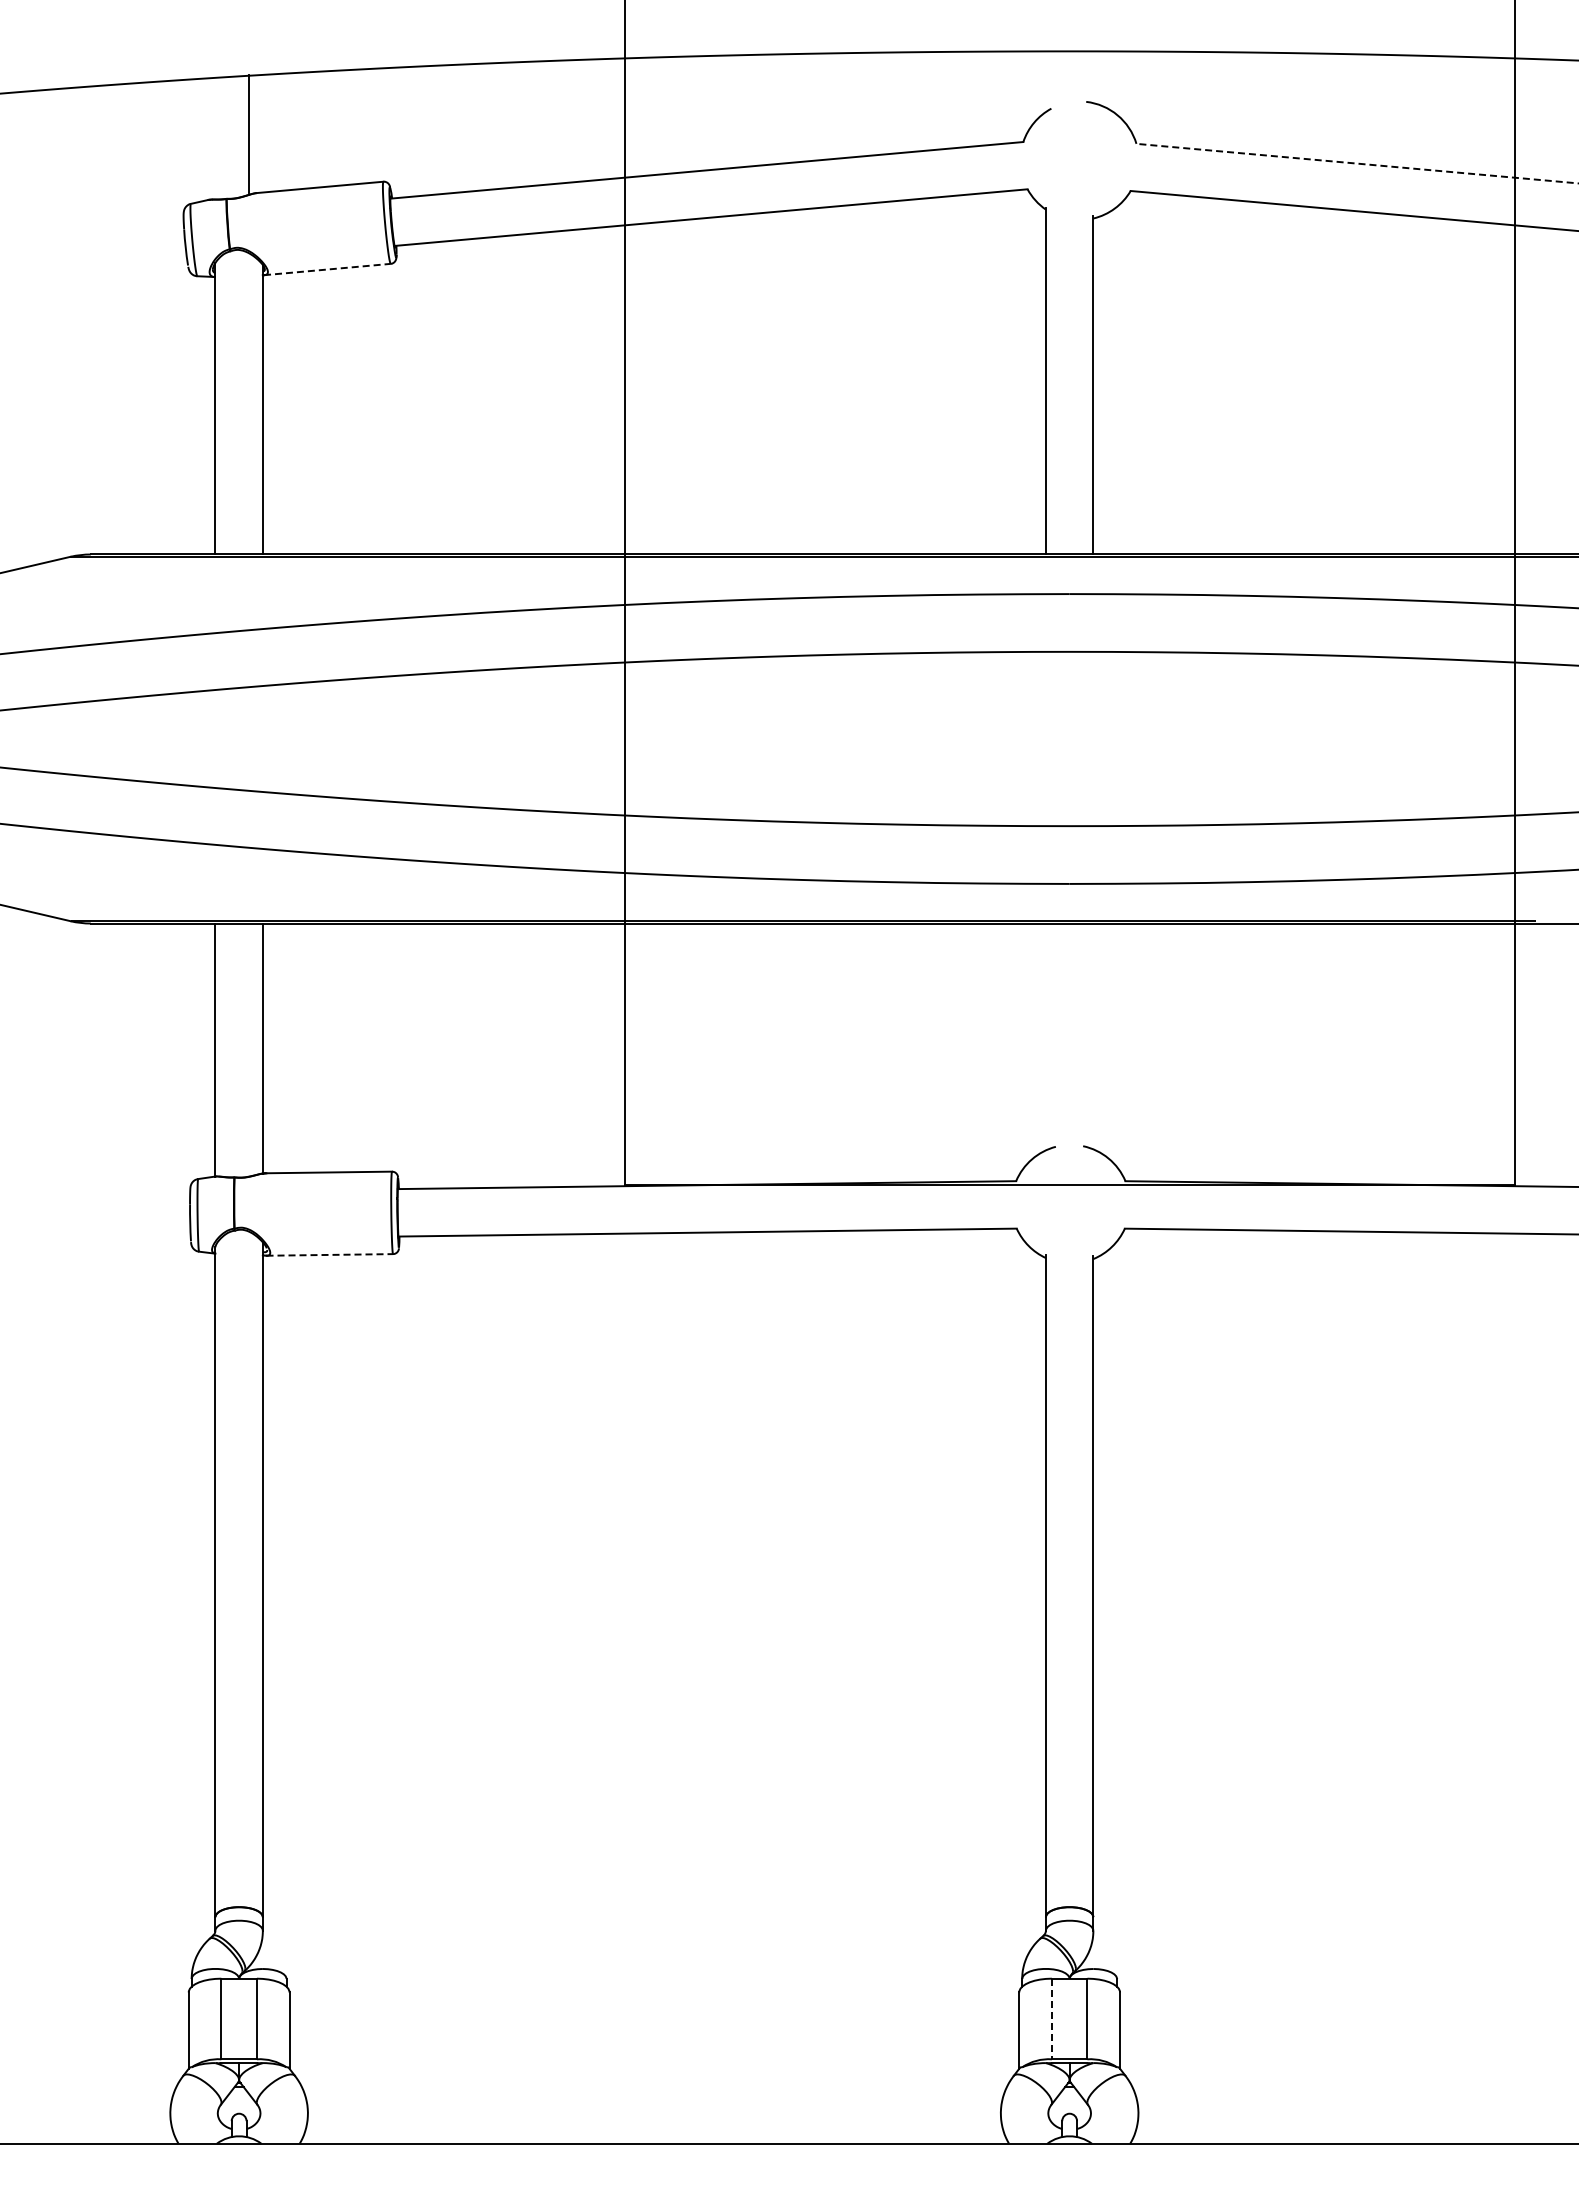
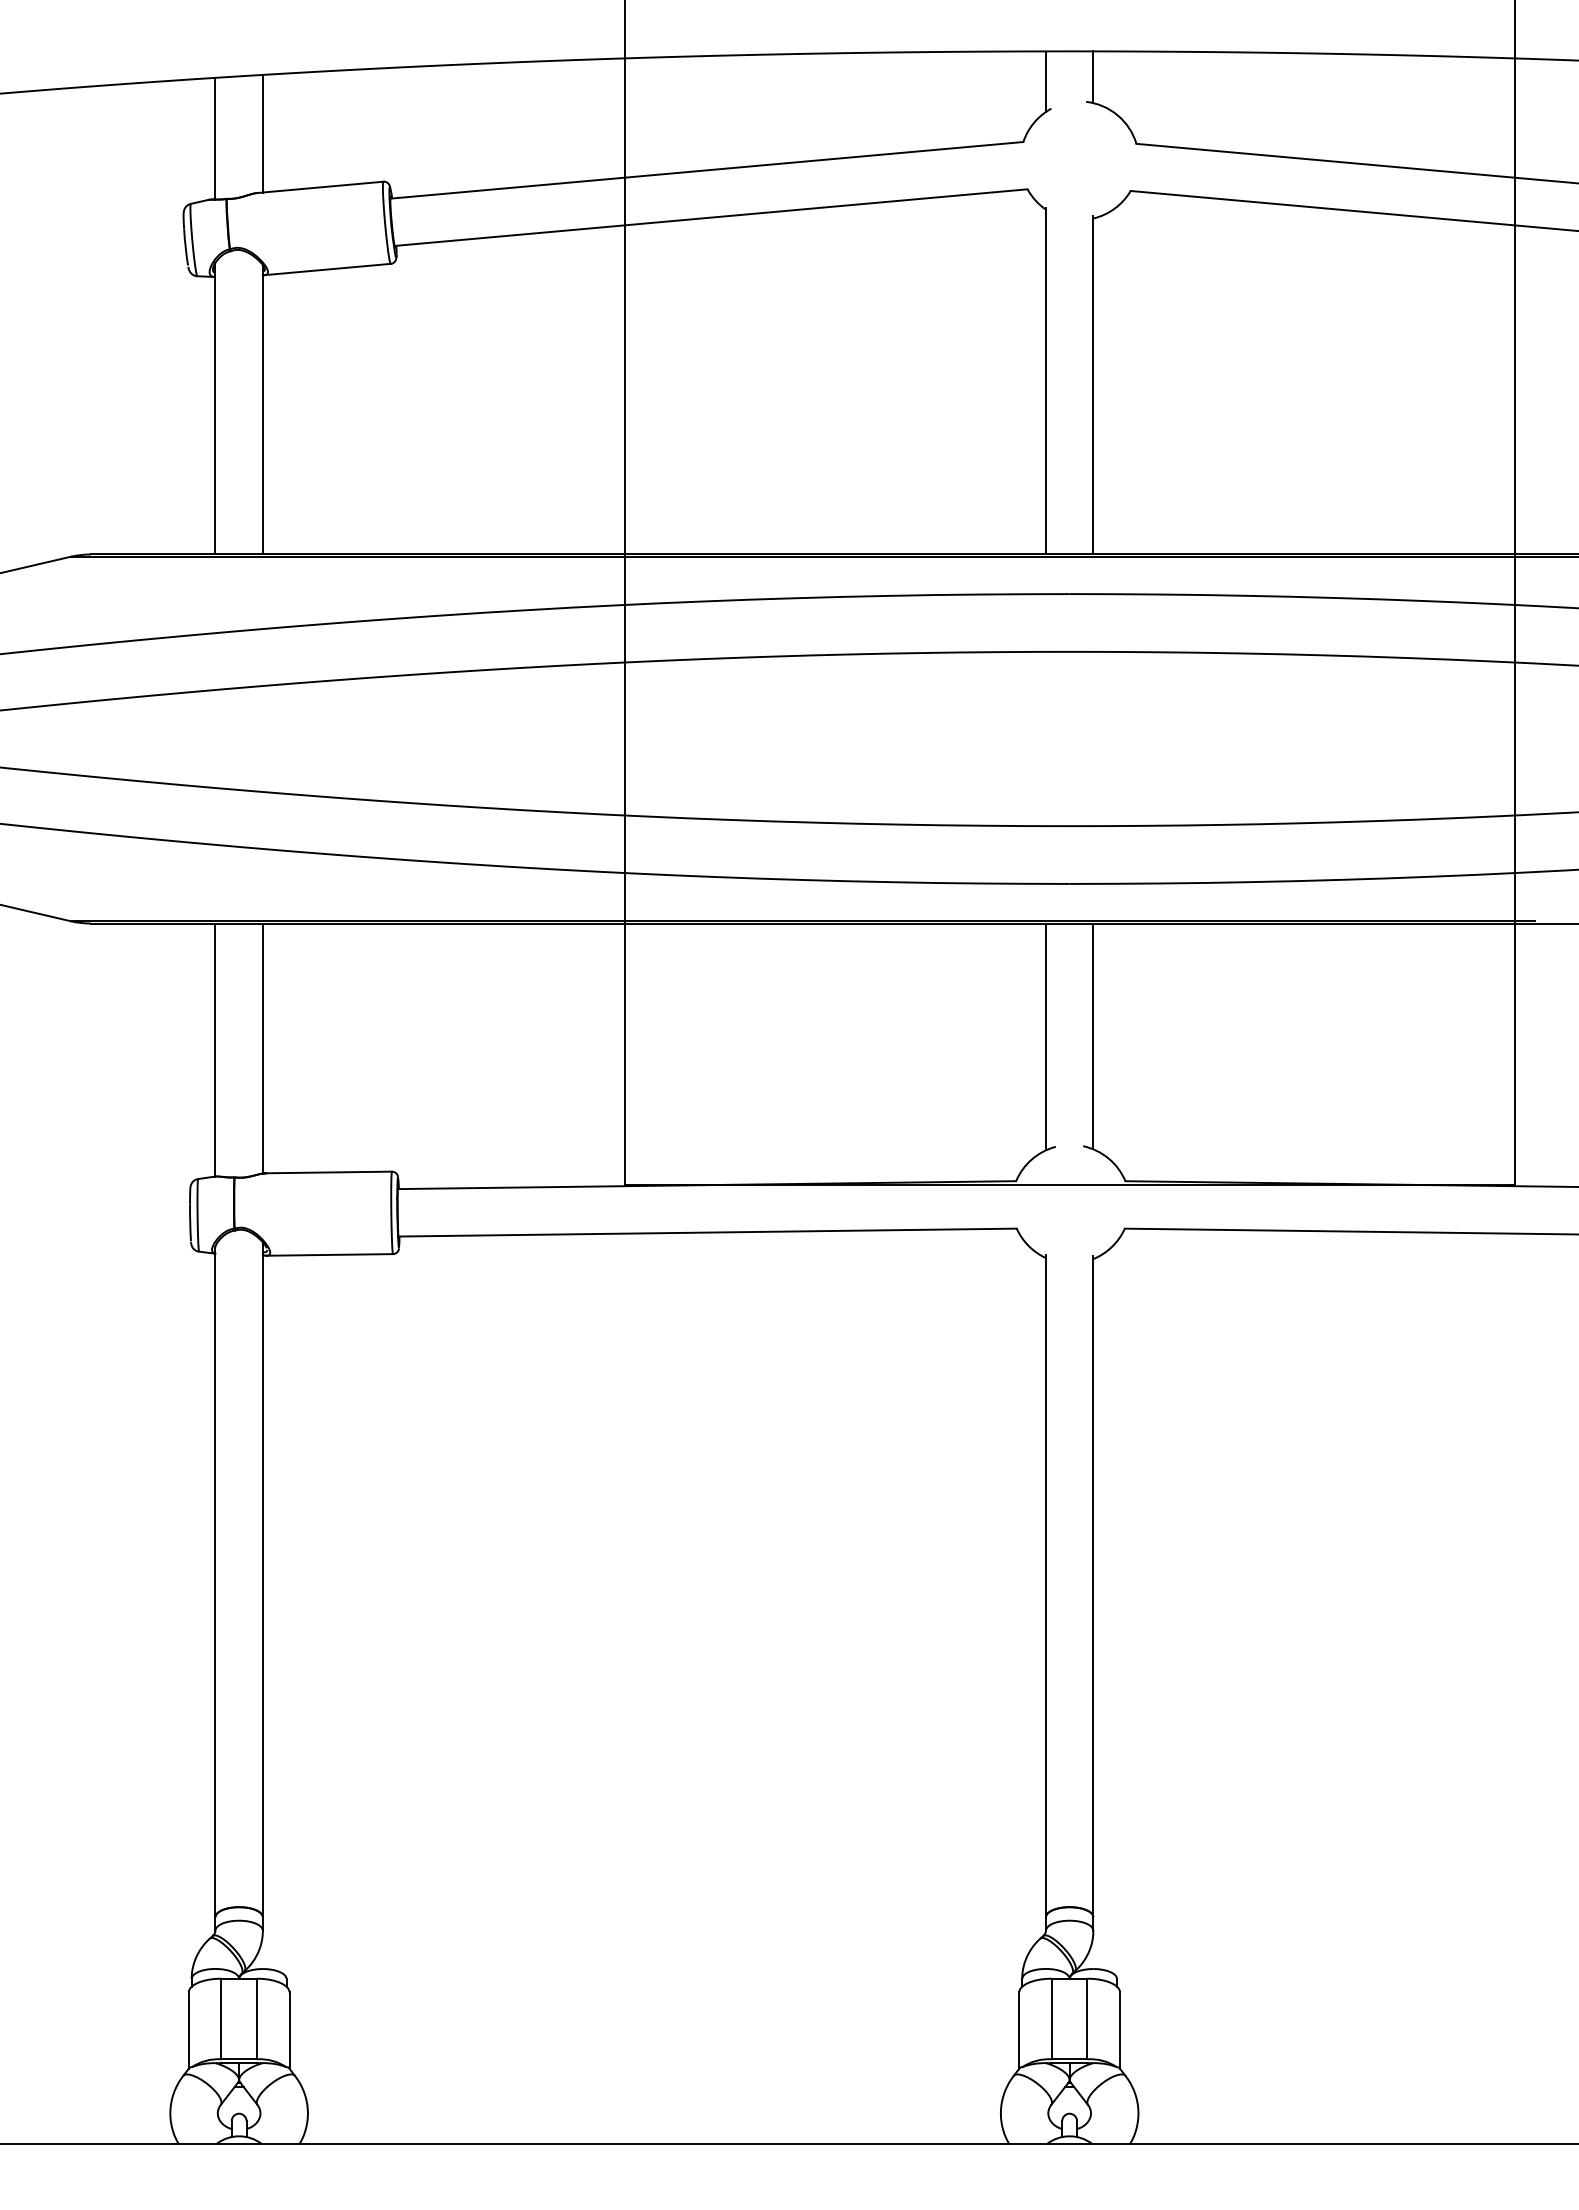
line: none -> present (1093, 77)
line: none -> present (1045, 81)
line position: (248, 133) -> (262, 133) (262, 133)
line: none -> present (215, 138)
line: dashed -> solid (1357, 163)
line: dashed -> solid (327, 269)
line: none -> present (1045, 1036)
line: none -> present (1093, 1036)
line: dashed -> solid (330, 1254)
line: dashed -> solid (1051, 2019)
